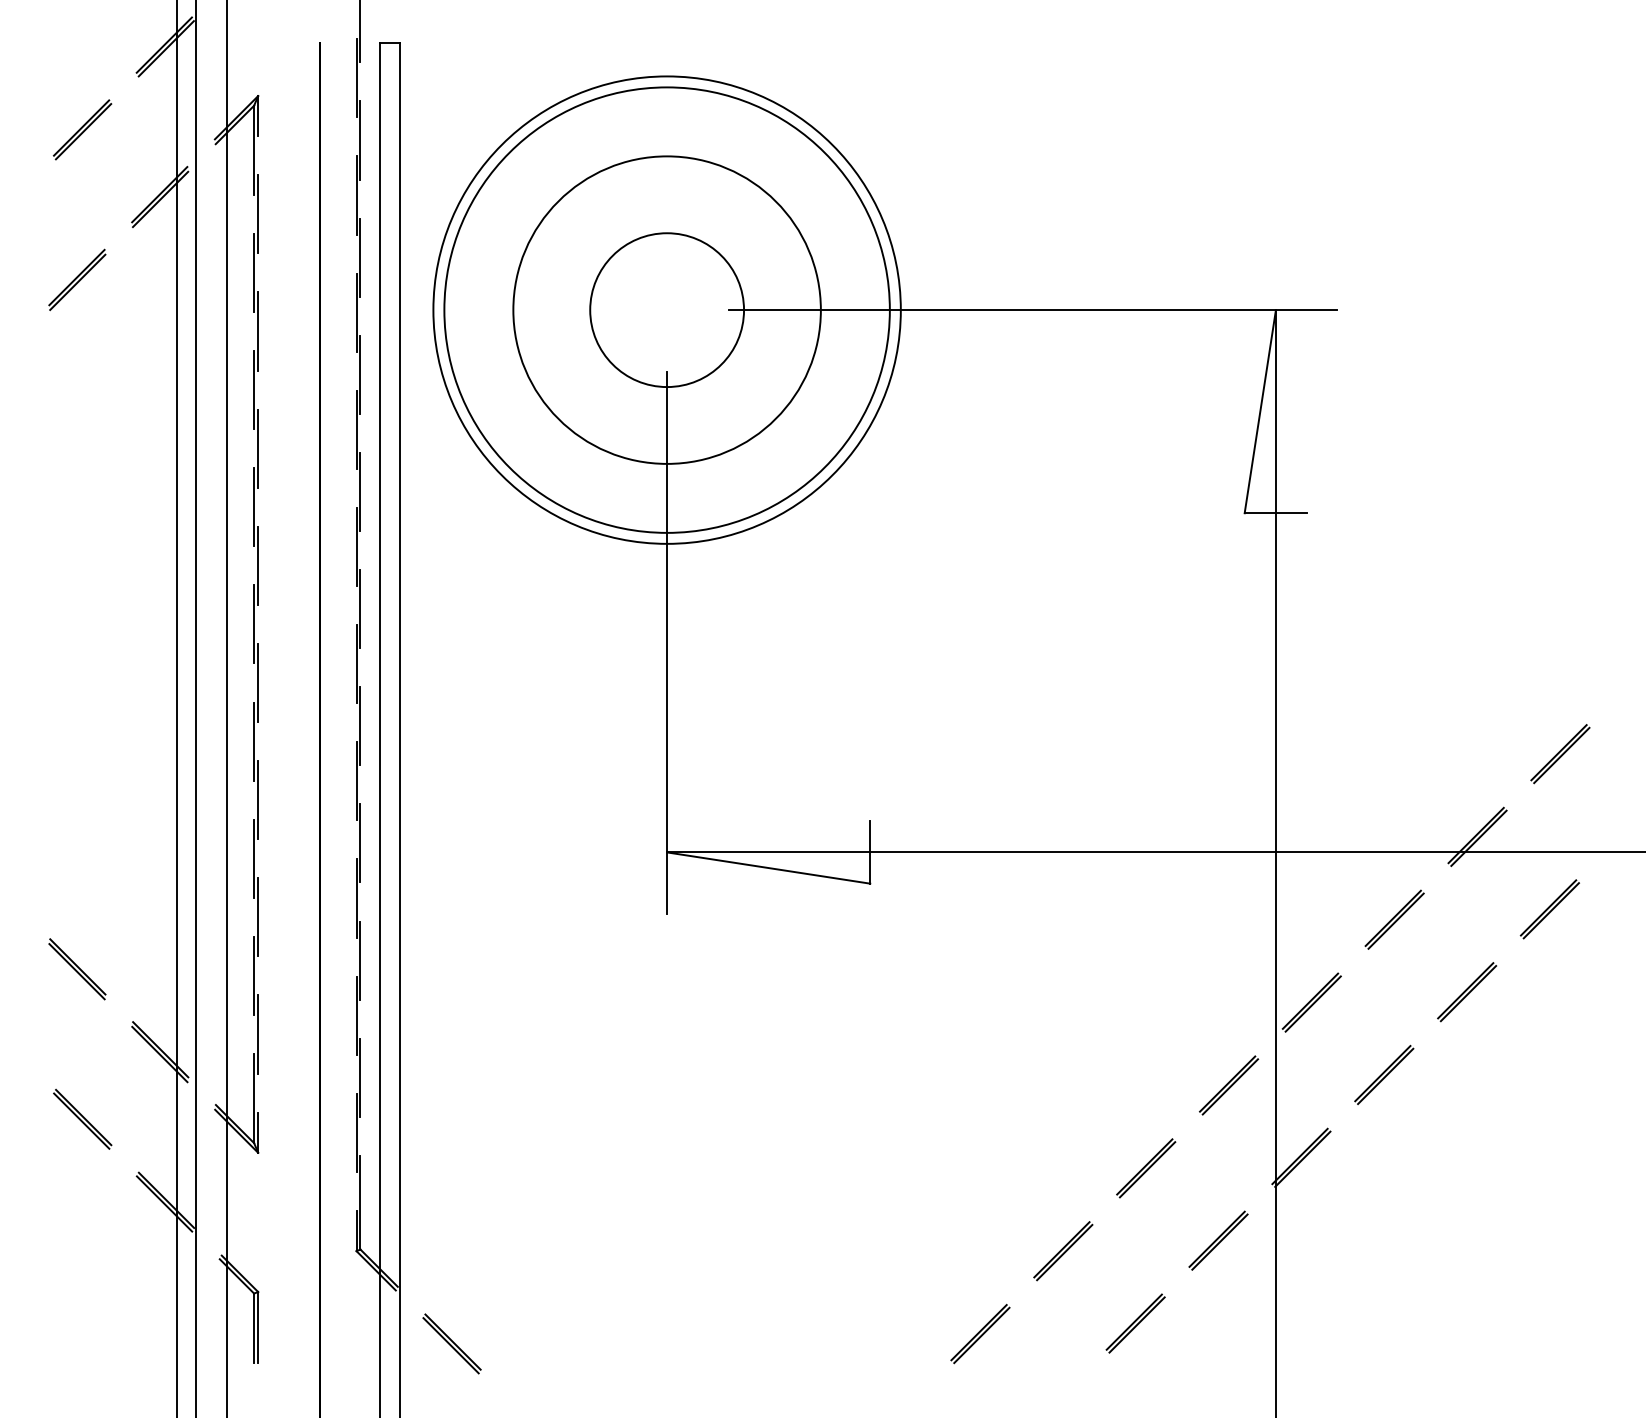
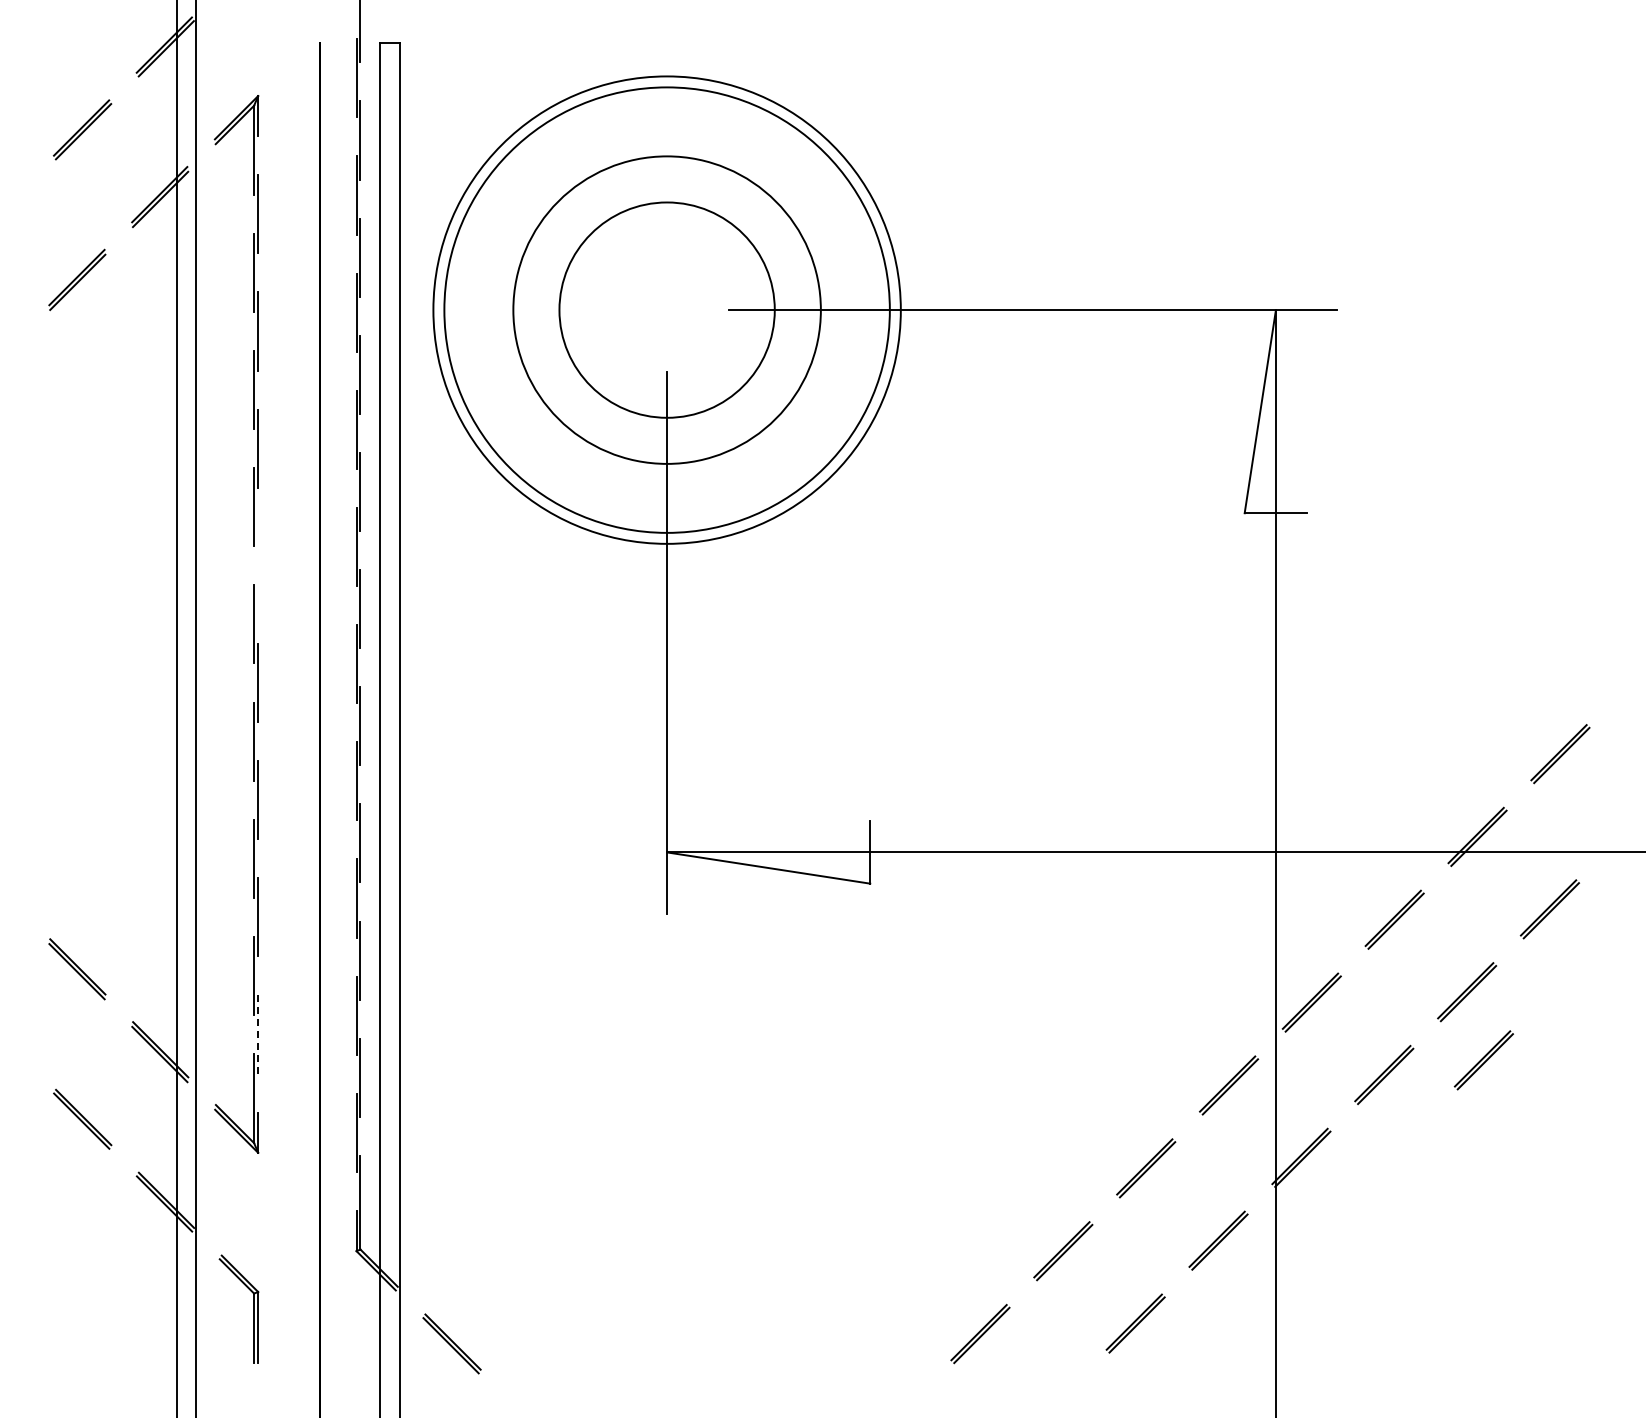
circle diameter: 154 px -> 215 px (666, 309)
line: present -> none (258, 565)
line: present -> none (227, 708)
line: solid -> dashed (258, 1034)
part: none -> present (1483, 1060)
